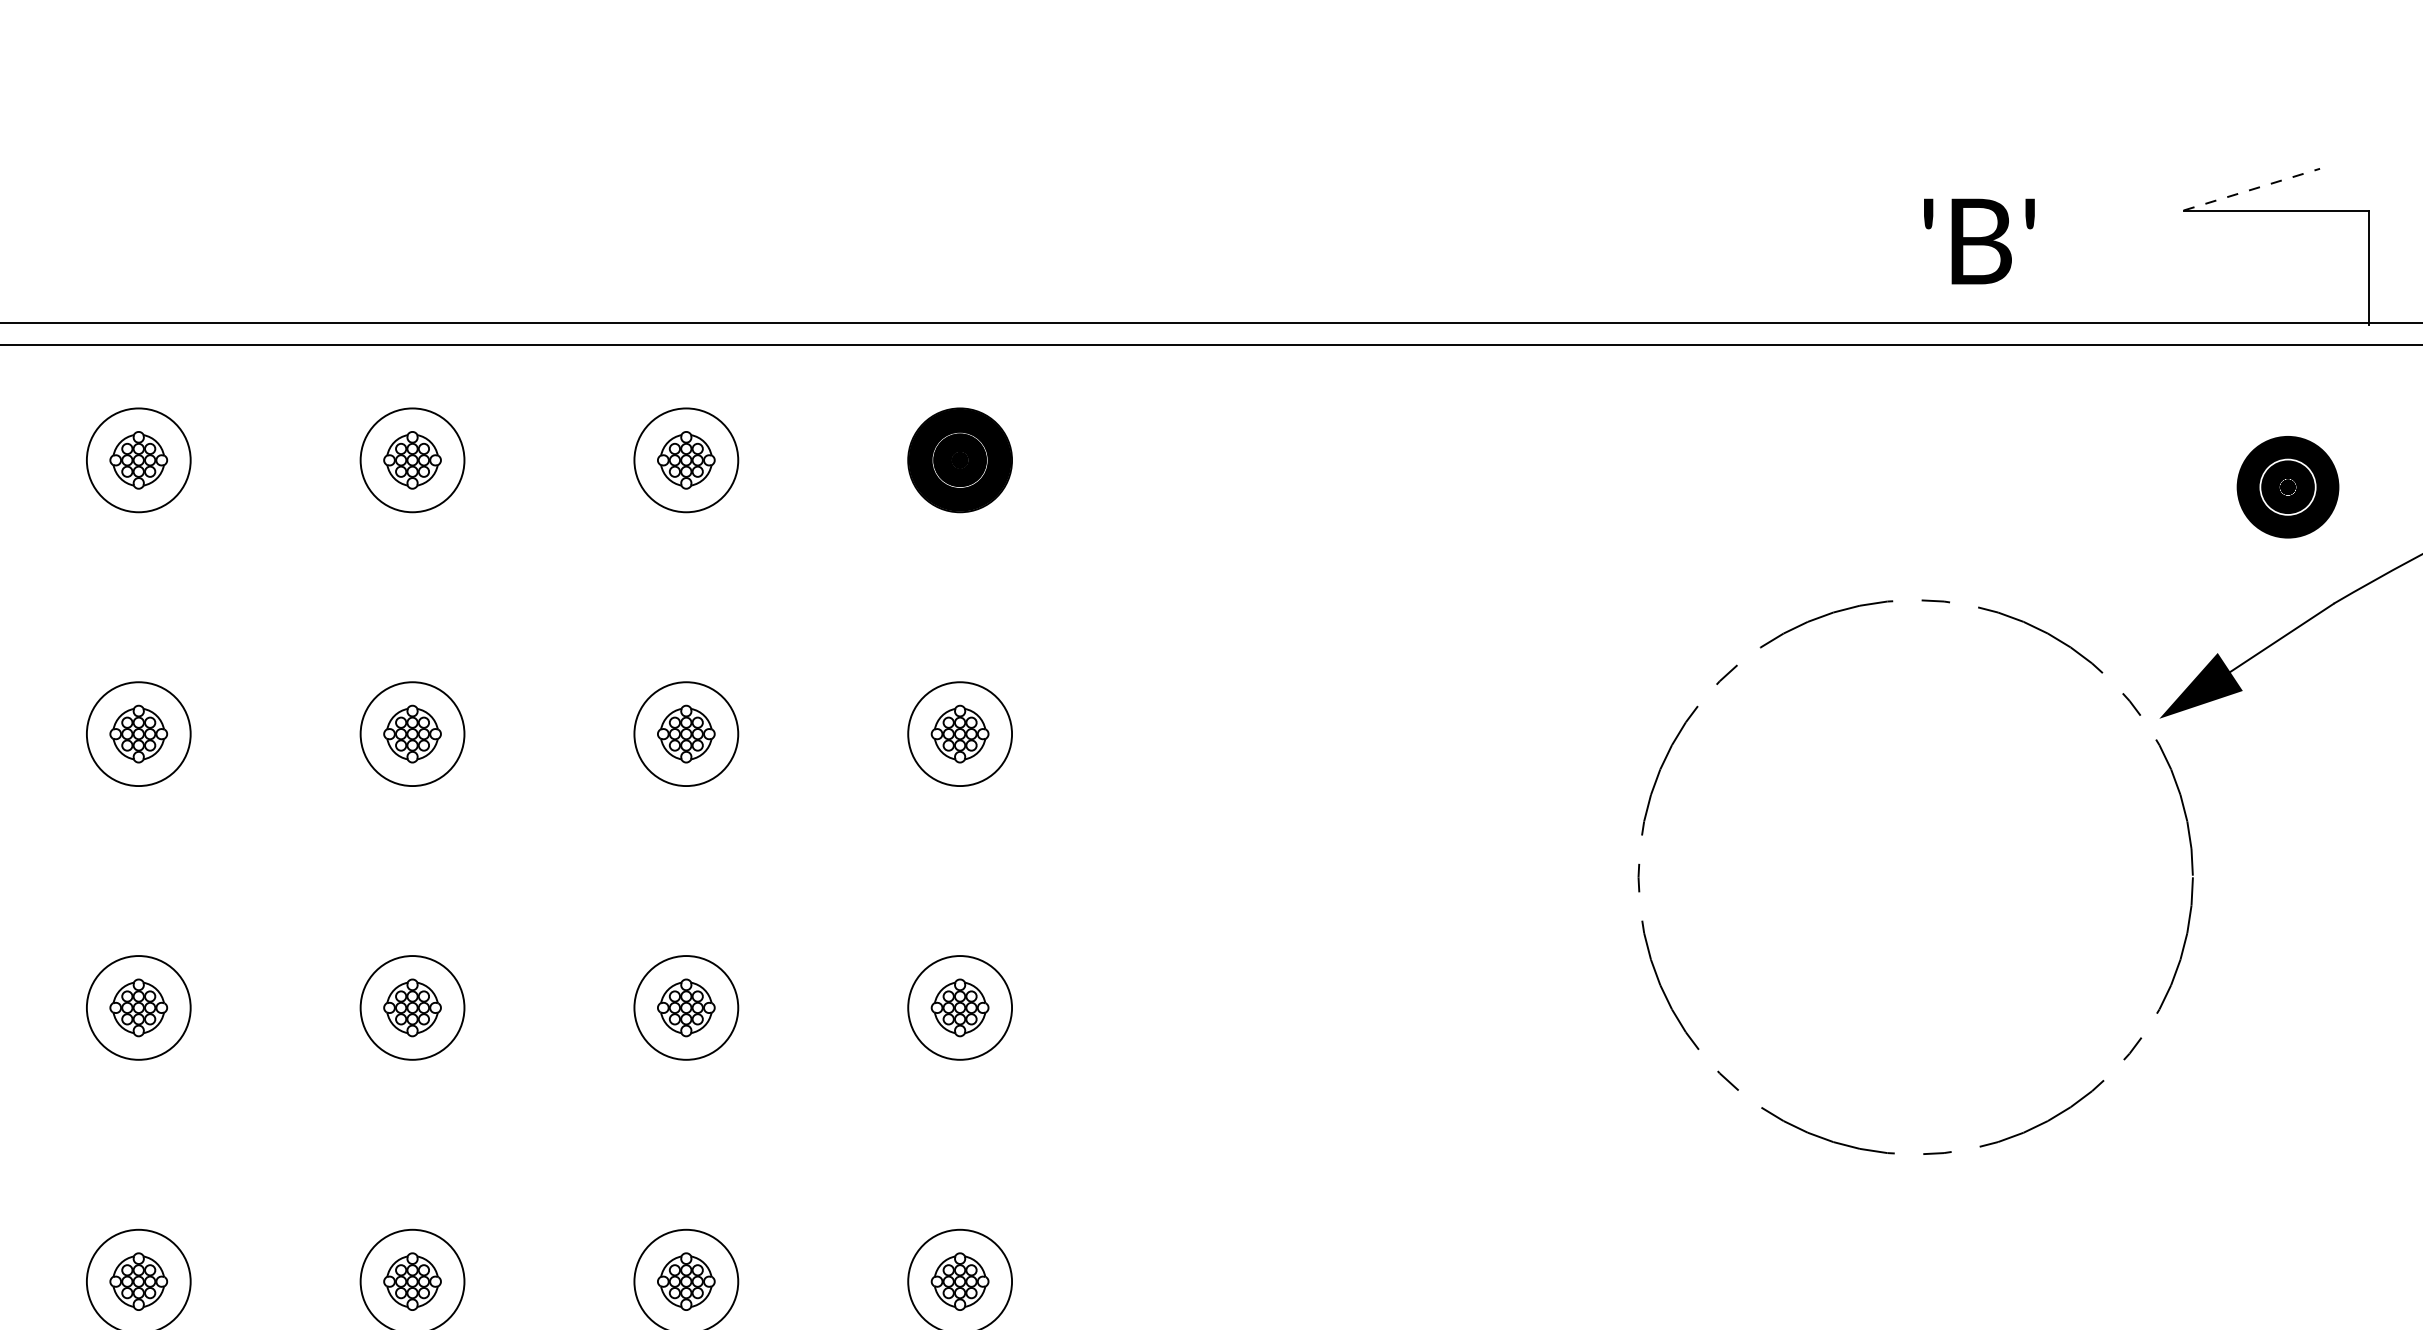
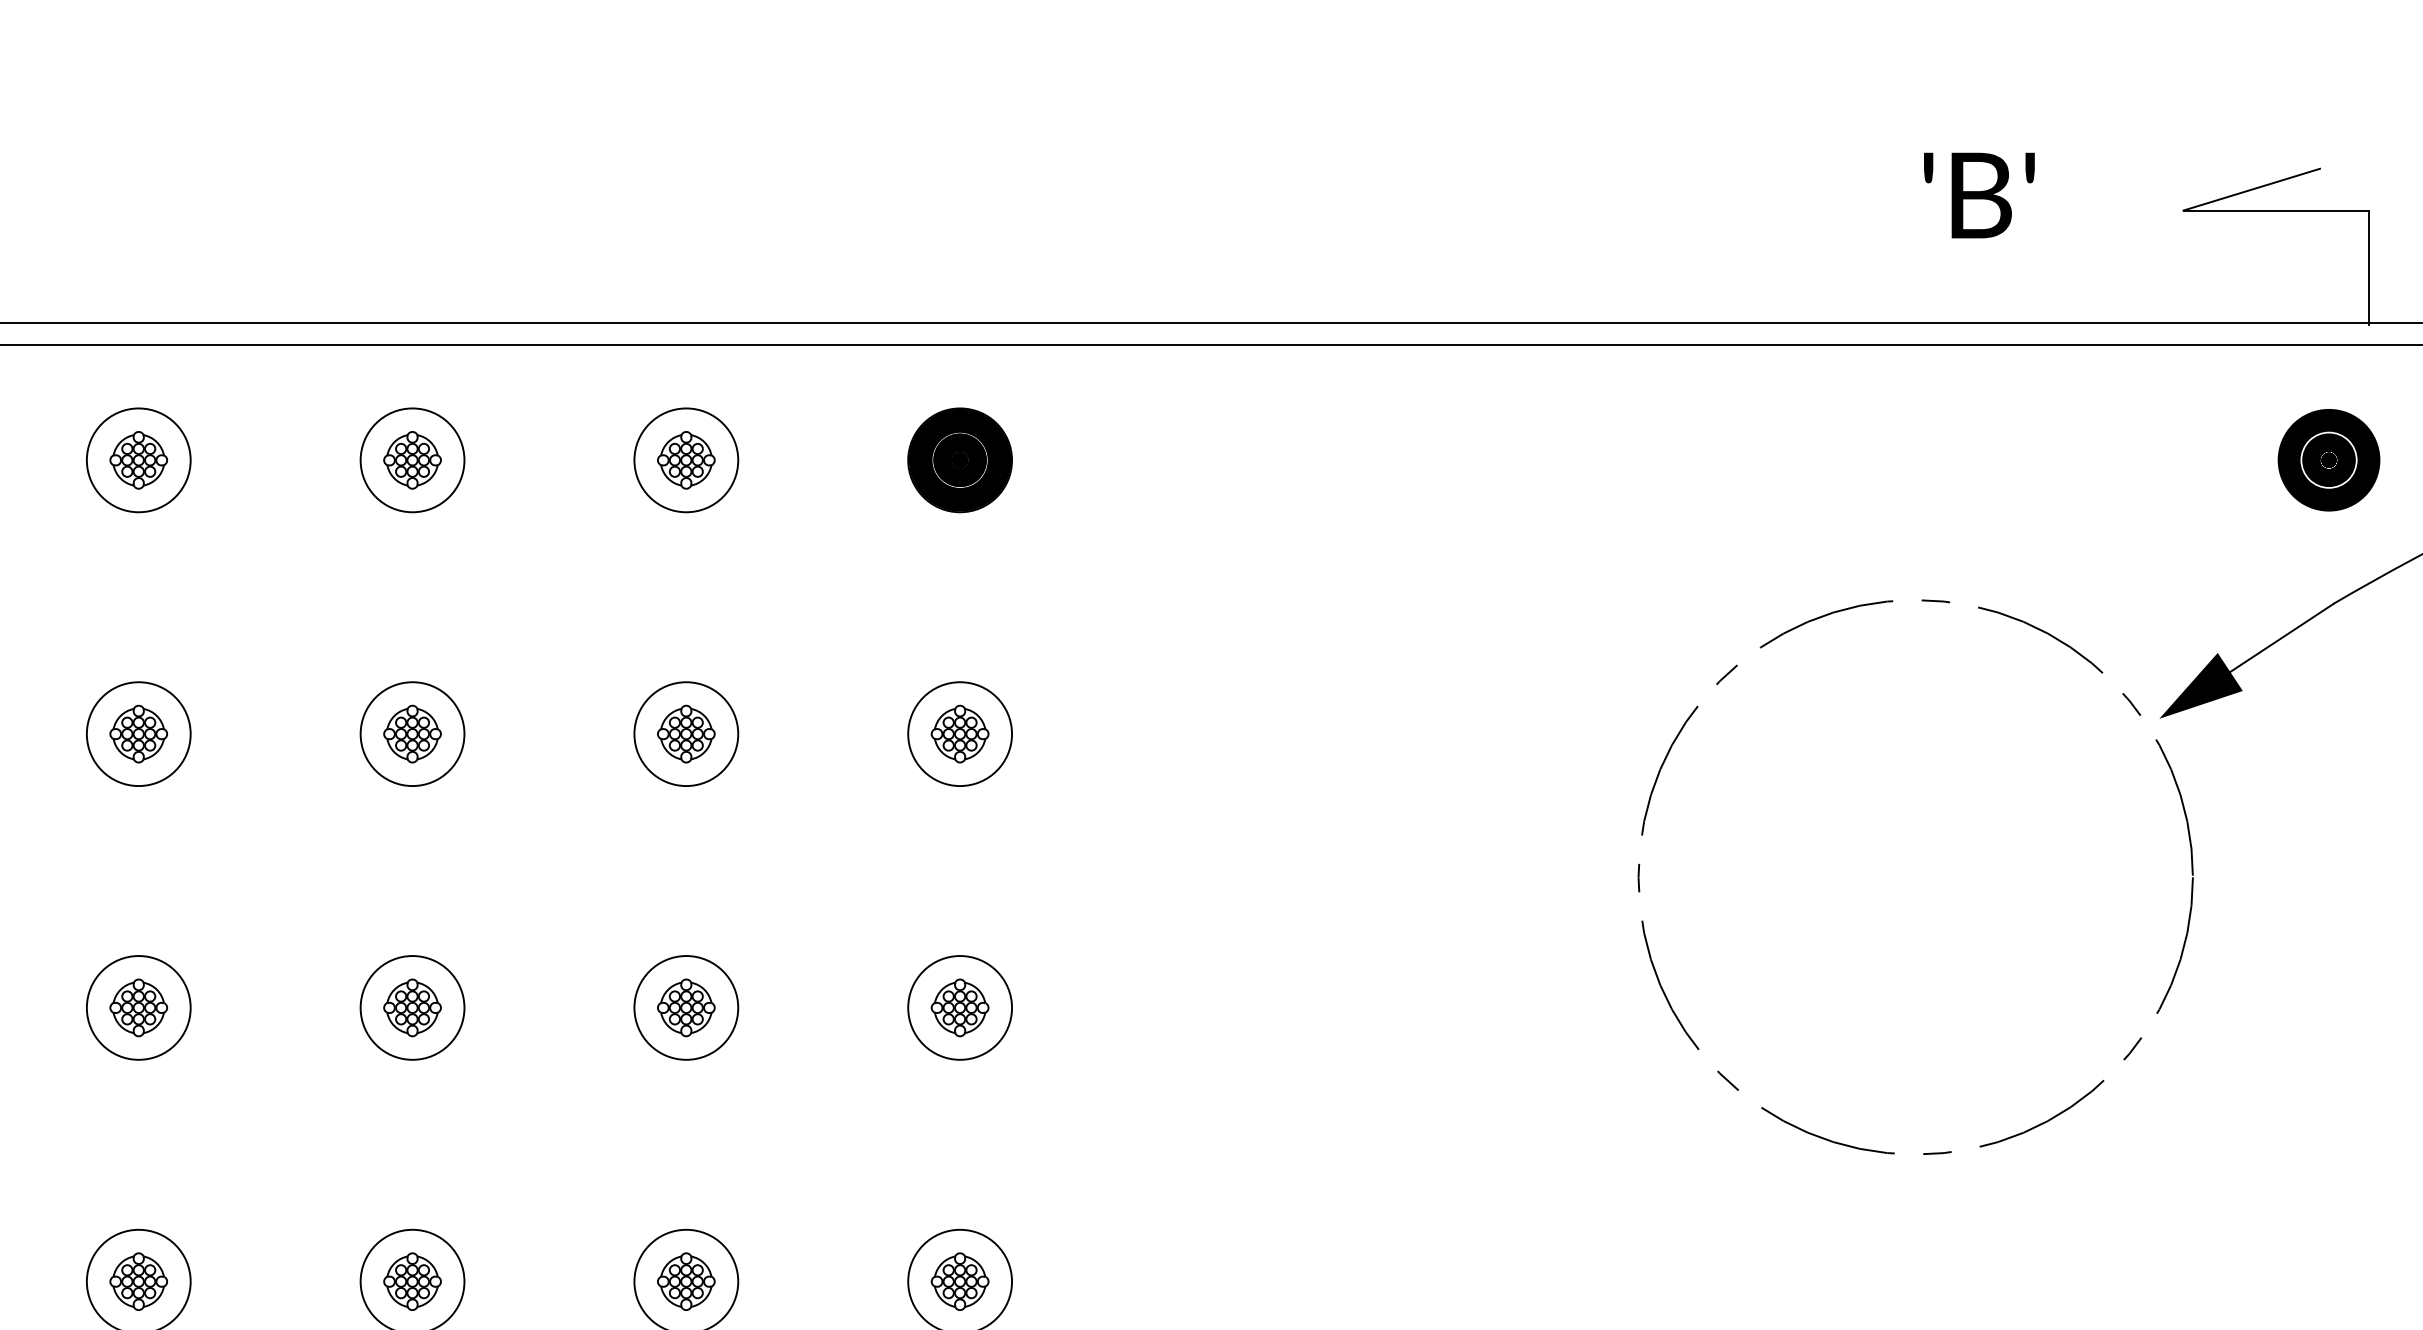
line: dashed -> solid (2252, 189)
text position: (1979, 241) -> (1979, 195) (1979, 195)
part position: (2287, 487) -> (2328, 460) (2328, 460)
